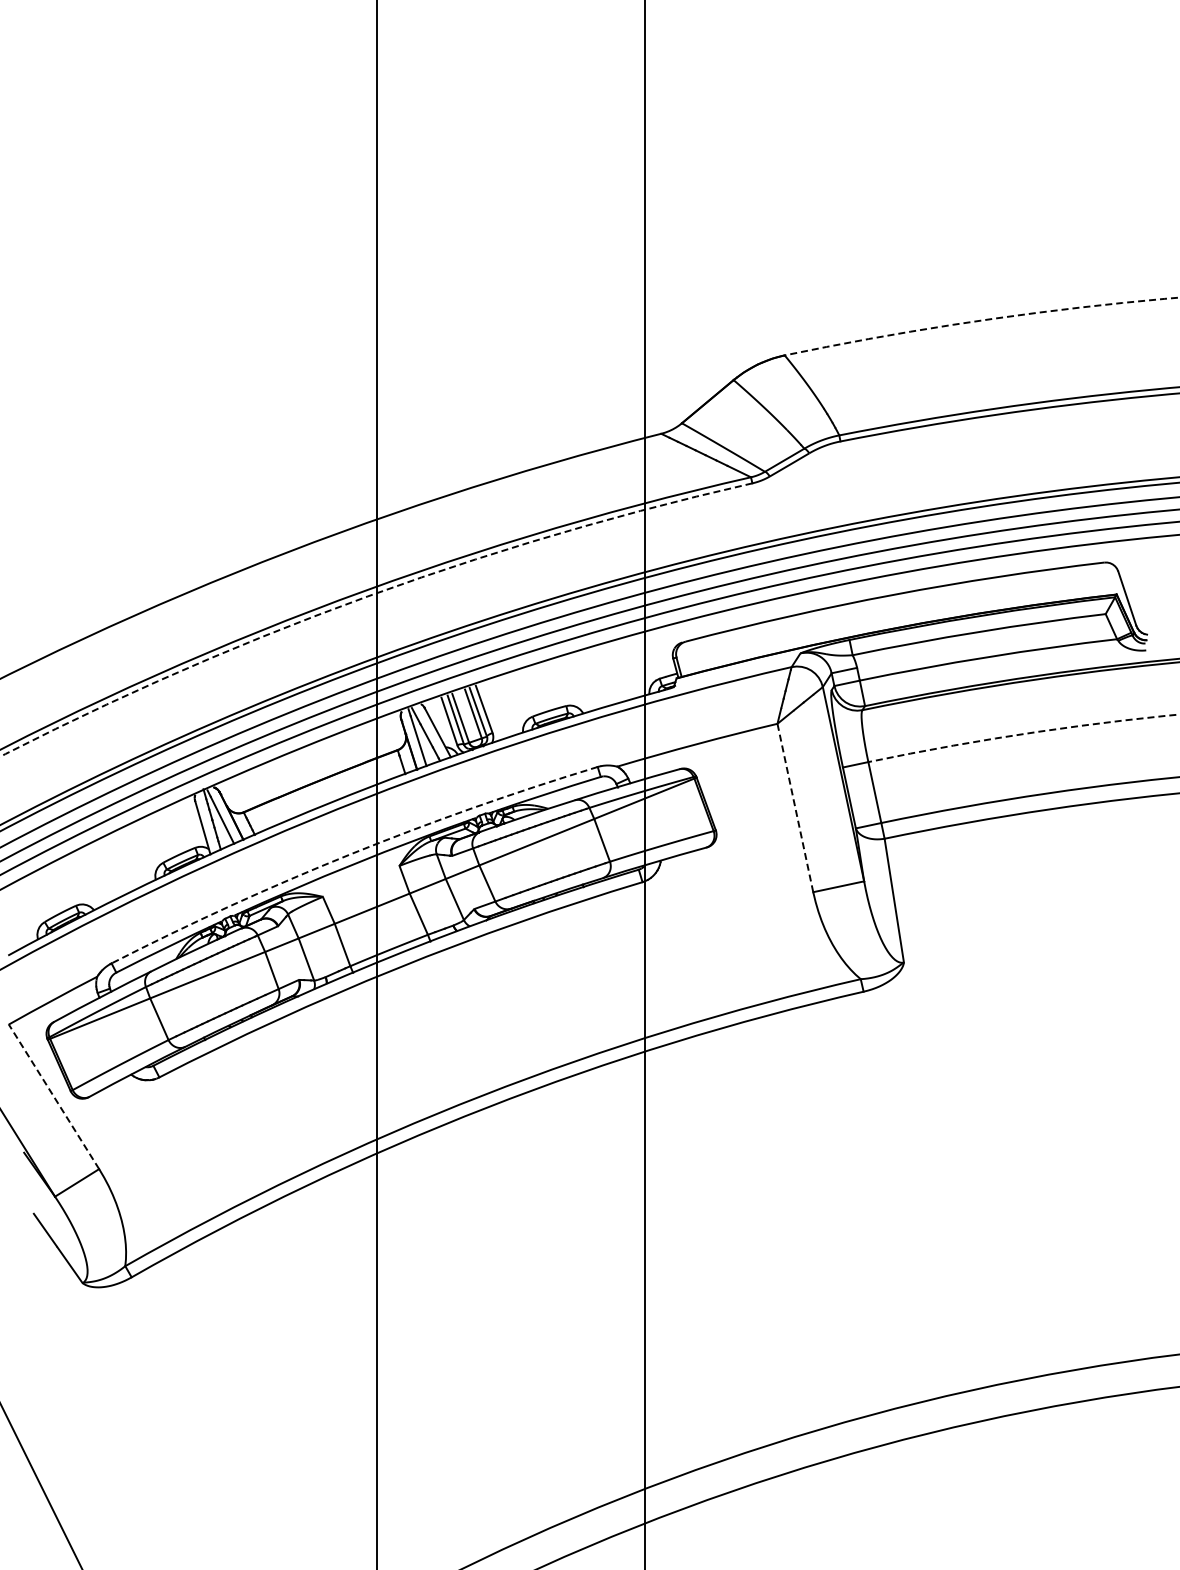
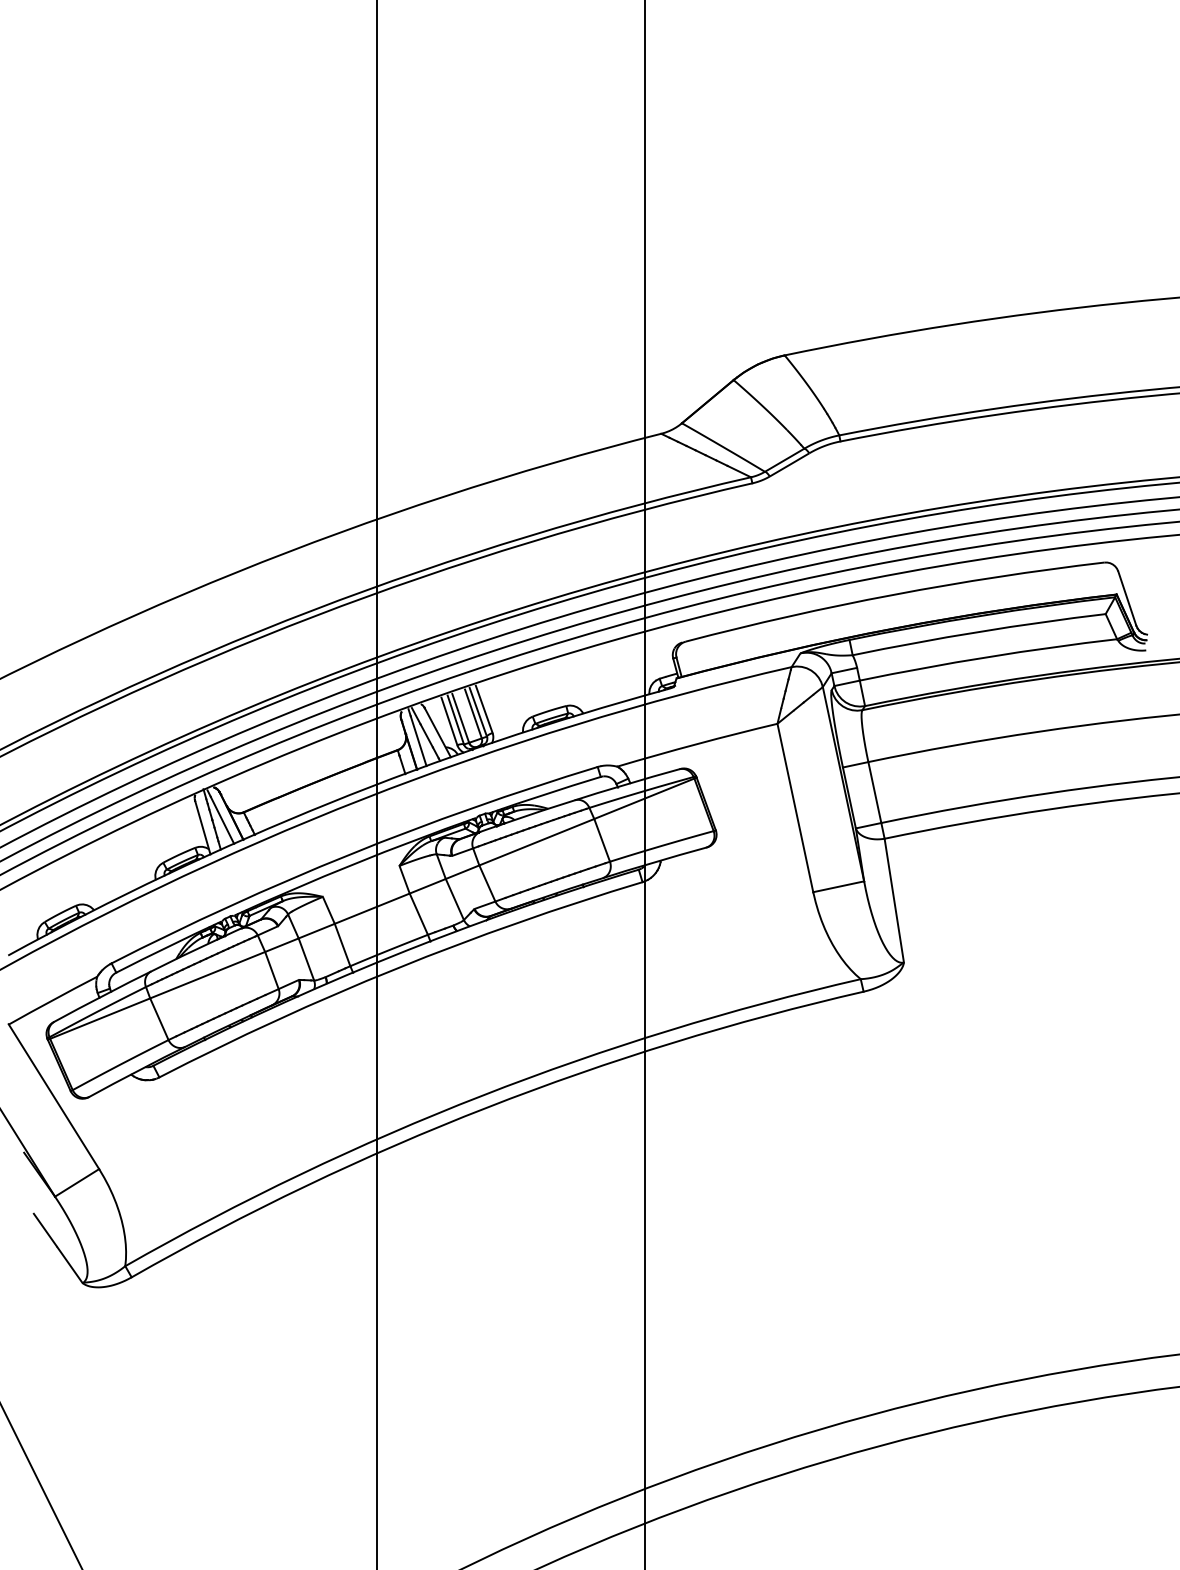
arc: dashed -> solid (981, 320)
arc: dashed -> solid (367, 596)
arc: dashed -> solid (1022, 734)
line: dashed -> solid (795, 807)
arc: dashed -> solid (350, 854)
line: dashed -> solid (53, 1096)
